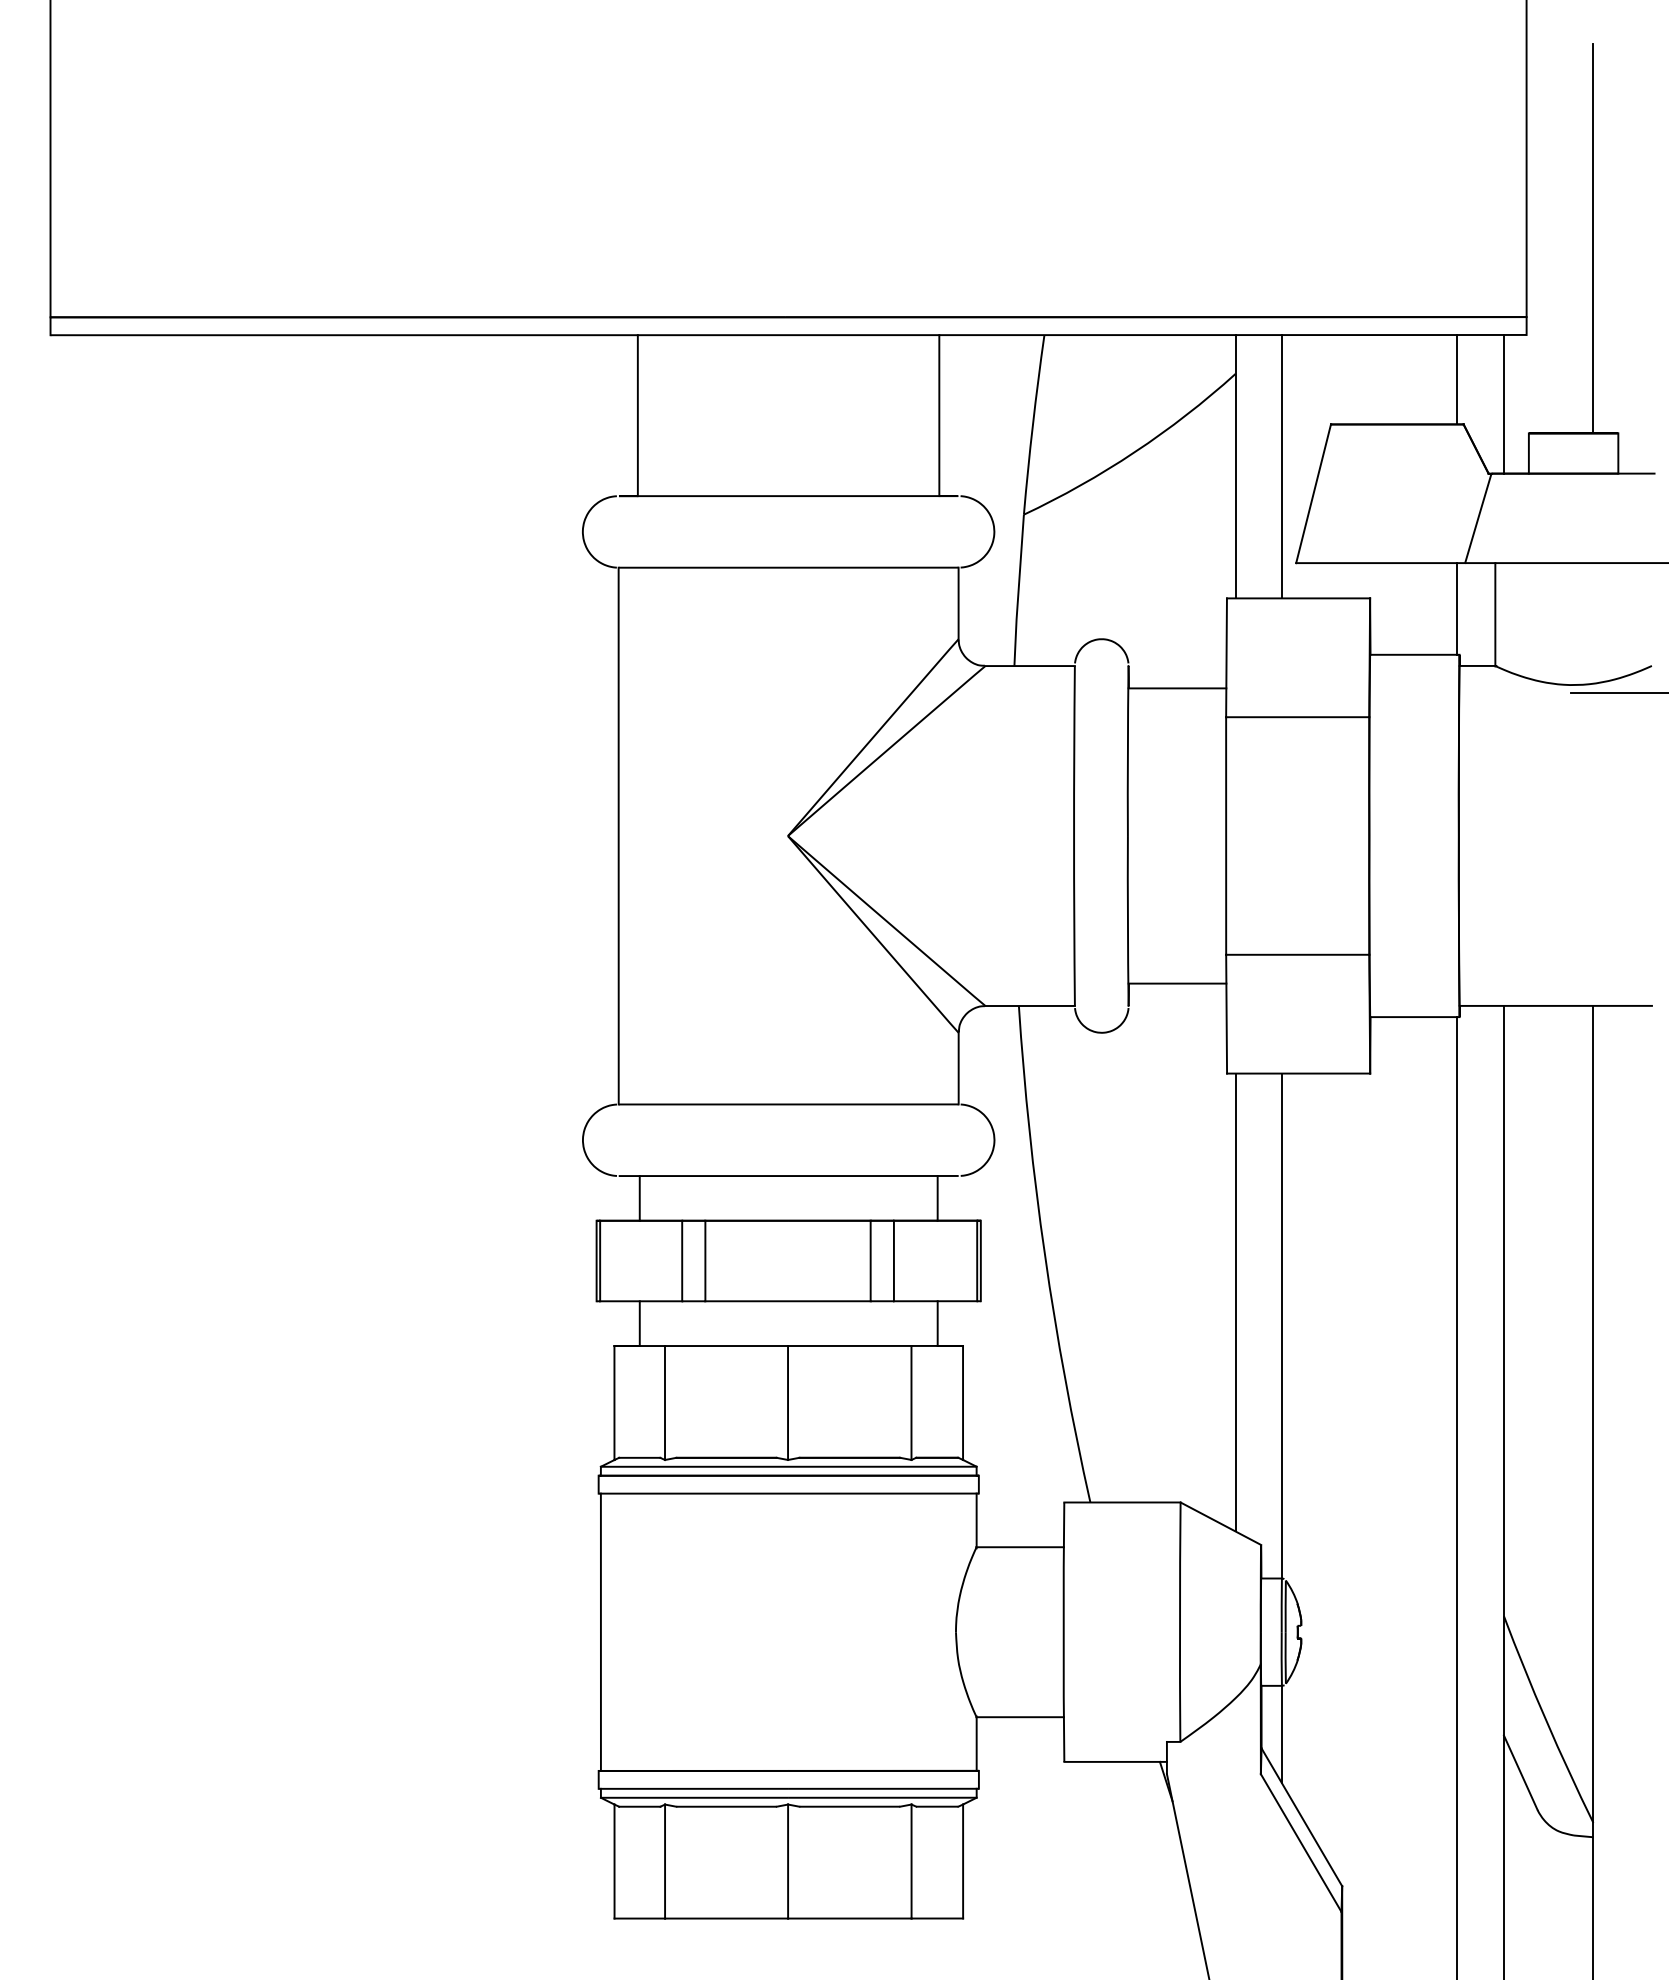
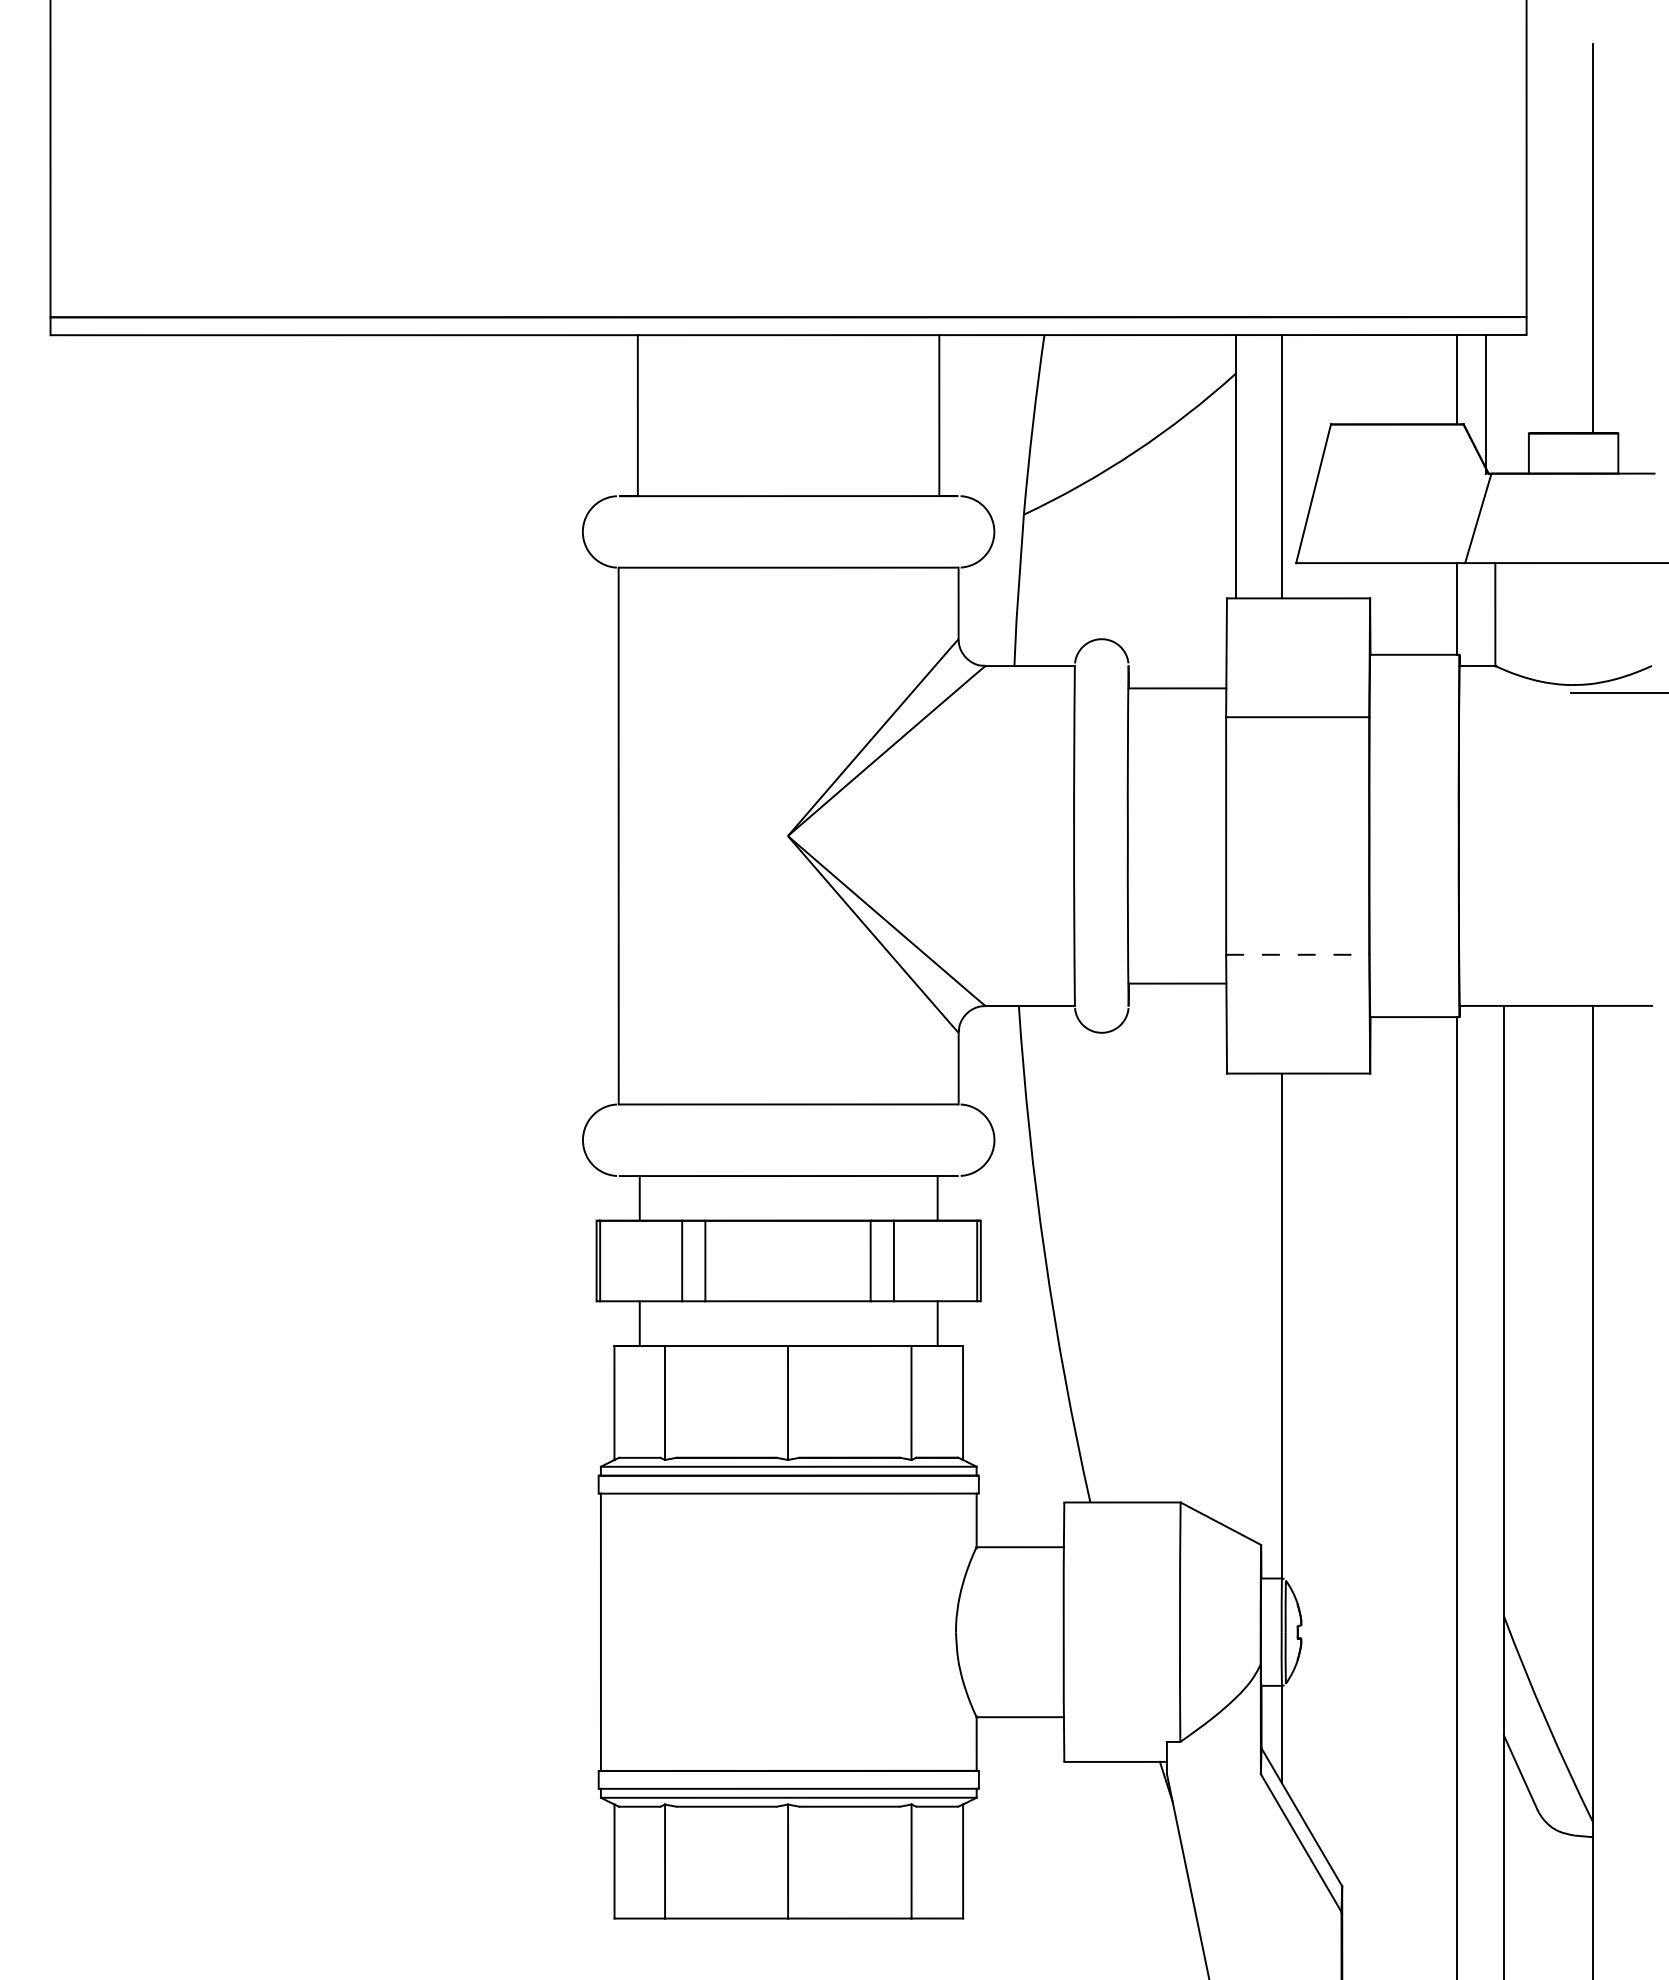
line position: (1503, 403) -> (1485, 403) (1485, 403)
line: solid -> dashed (1297, 954)
line: present -> none (1235, 1302)
